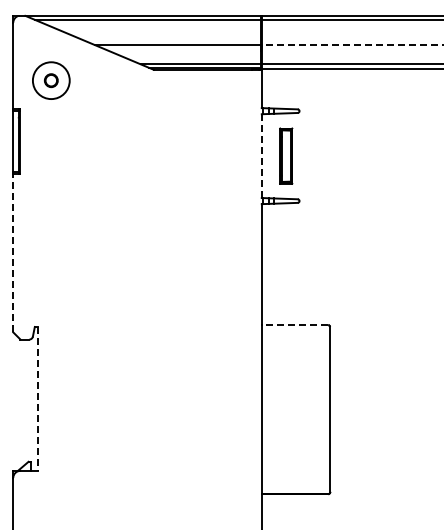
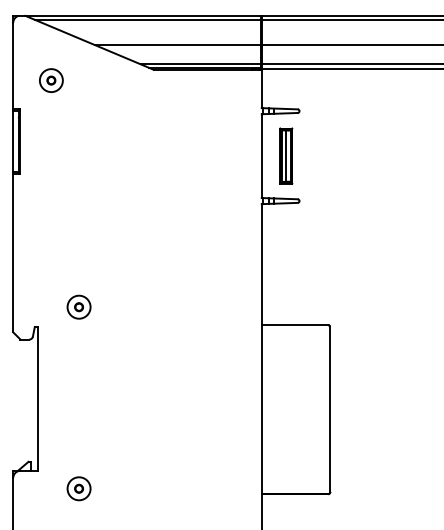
line: dashed -> solid (352, 45)
part size: 39x39 px -> 25x25 px (51, 80)
line: none -> present (286, 155)
line: dashed -> solid (261, 156)
line: dashed -> solid (13, 252)
part: none -> present (78, 306)
line: dashed -> solid (294, 325)
line: dashed -> solid (38, 398)
part: none -> present (78, 488)
